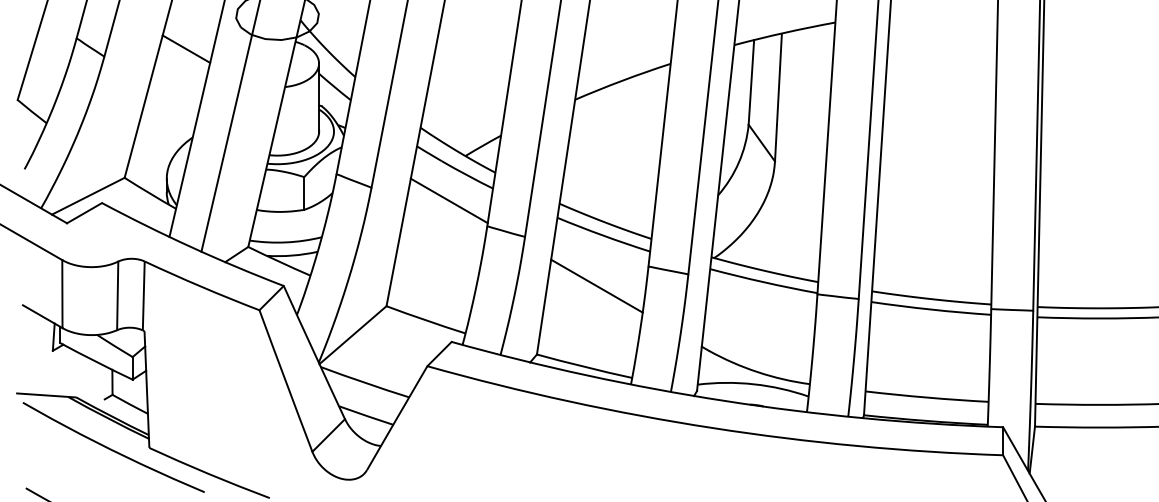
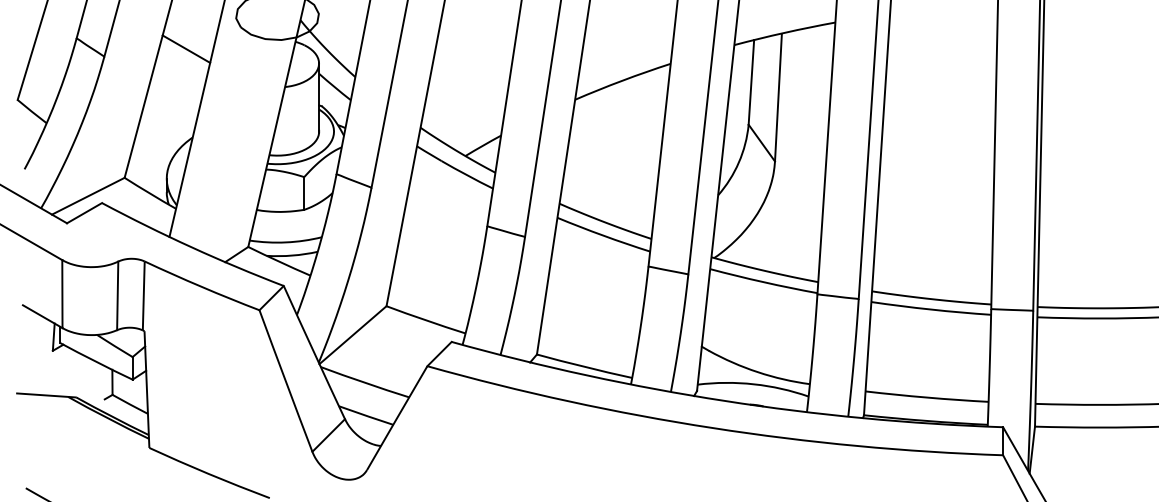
line: present -> none (230, 126)
line: present -> none (448, 200)
line: present -> none (596, 285)
curve: present -> none (113, 449)
